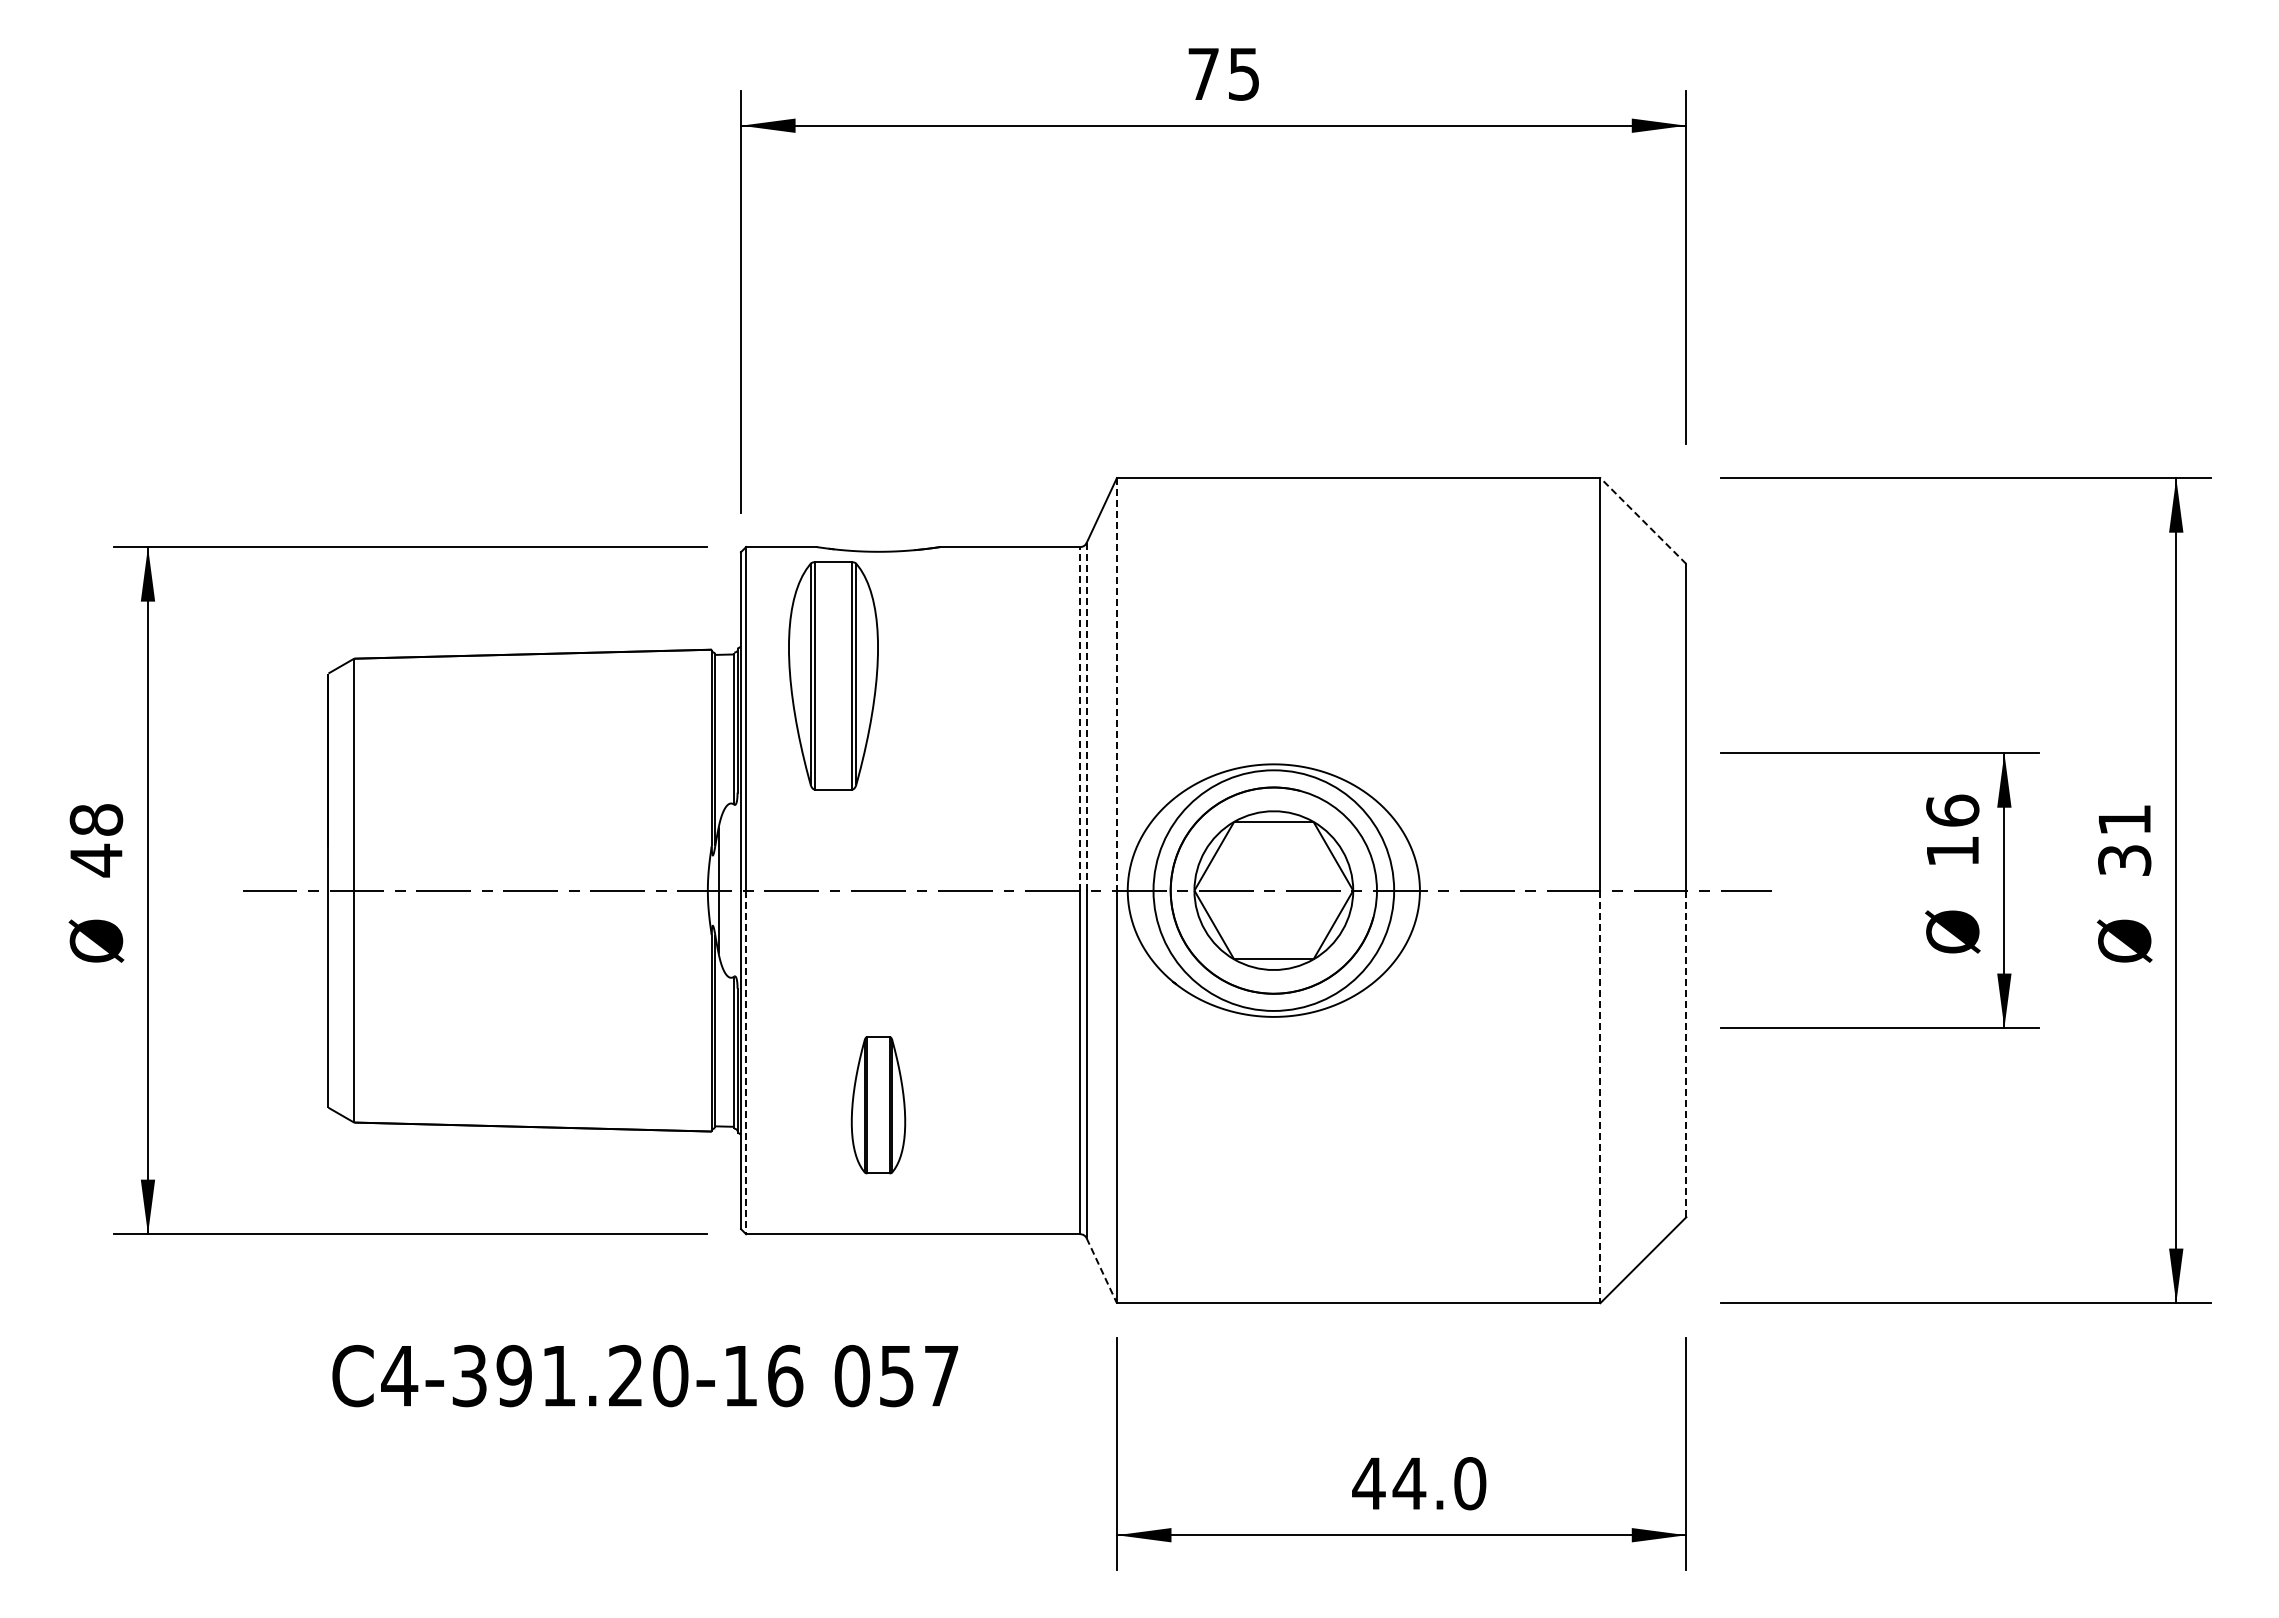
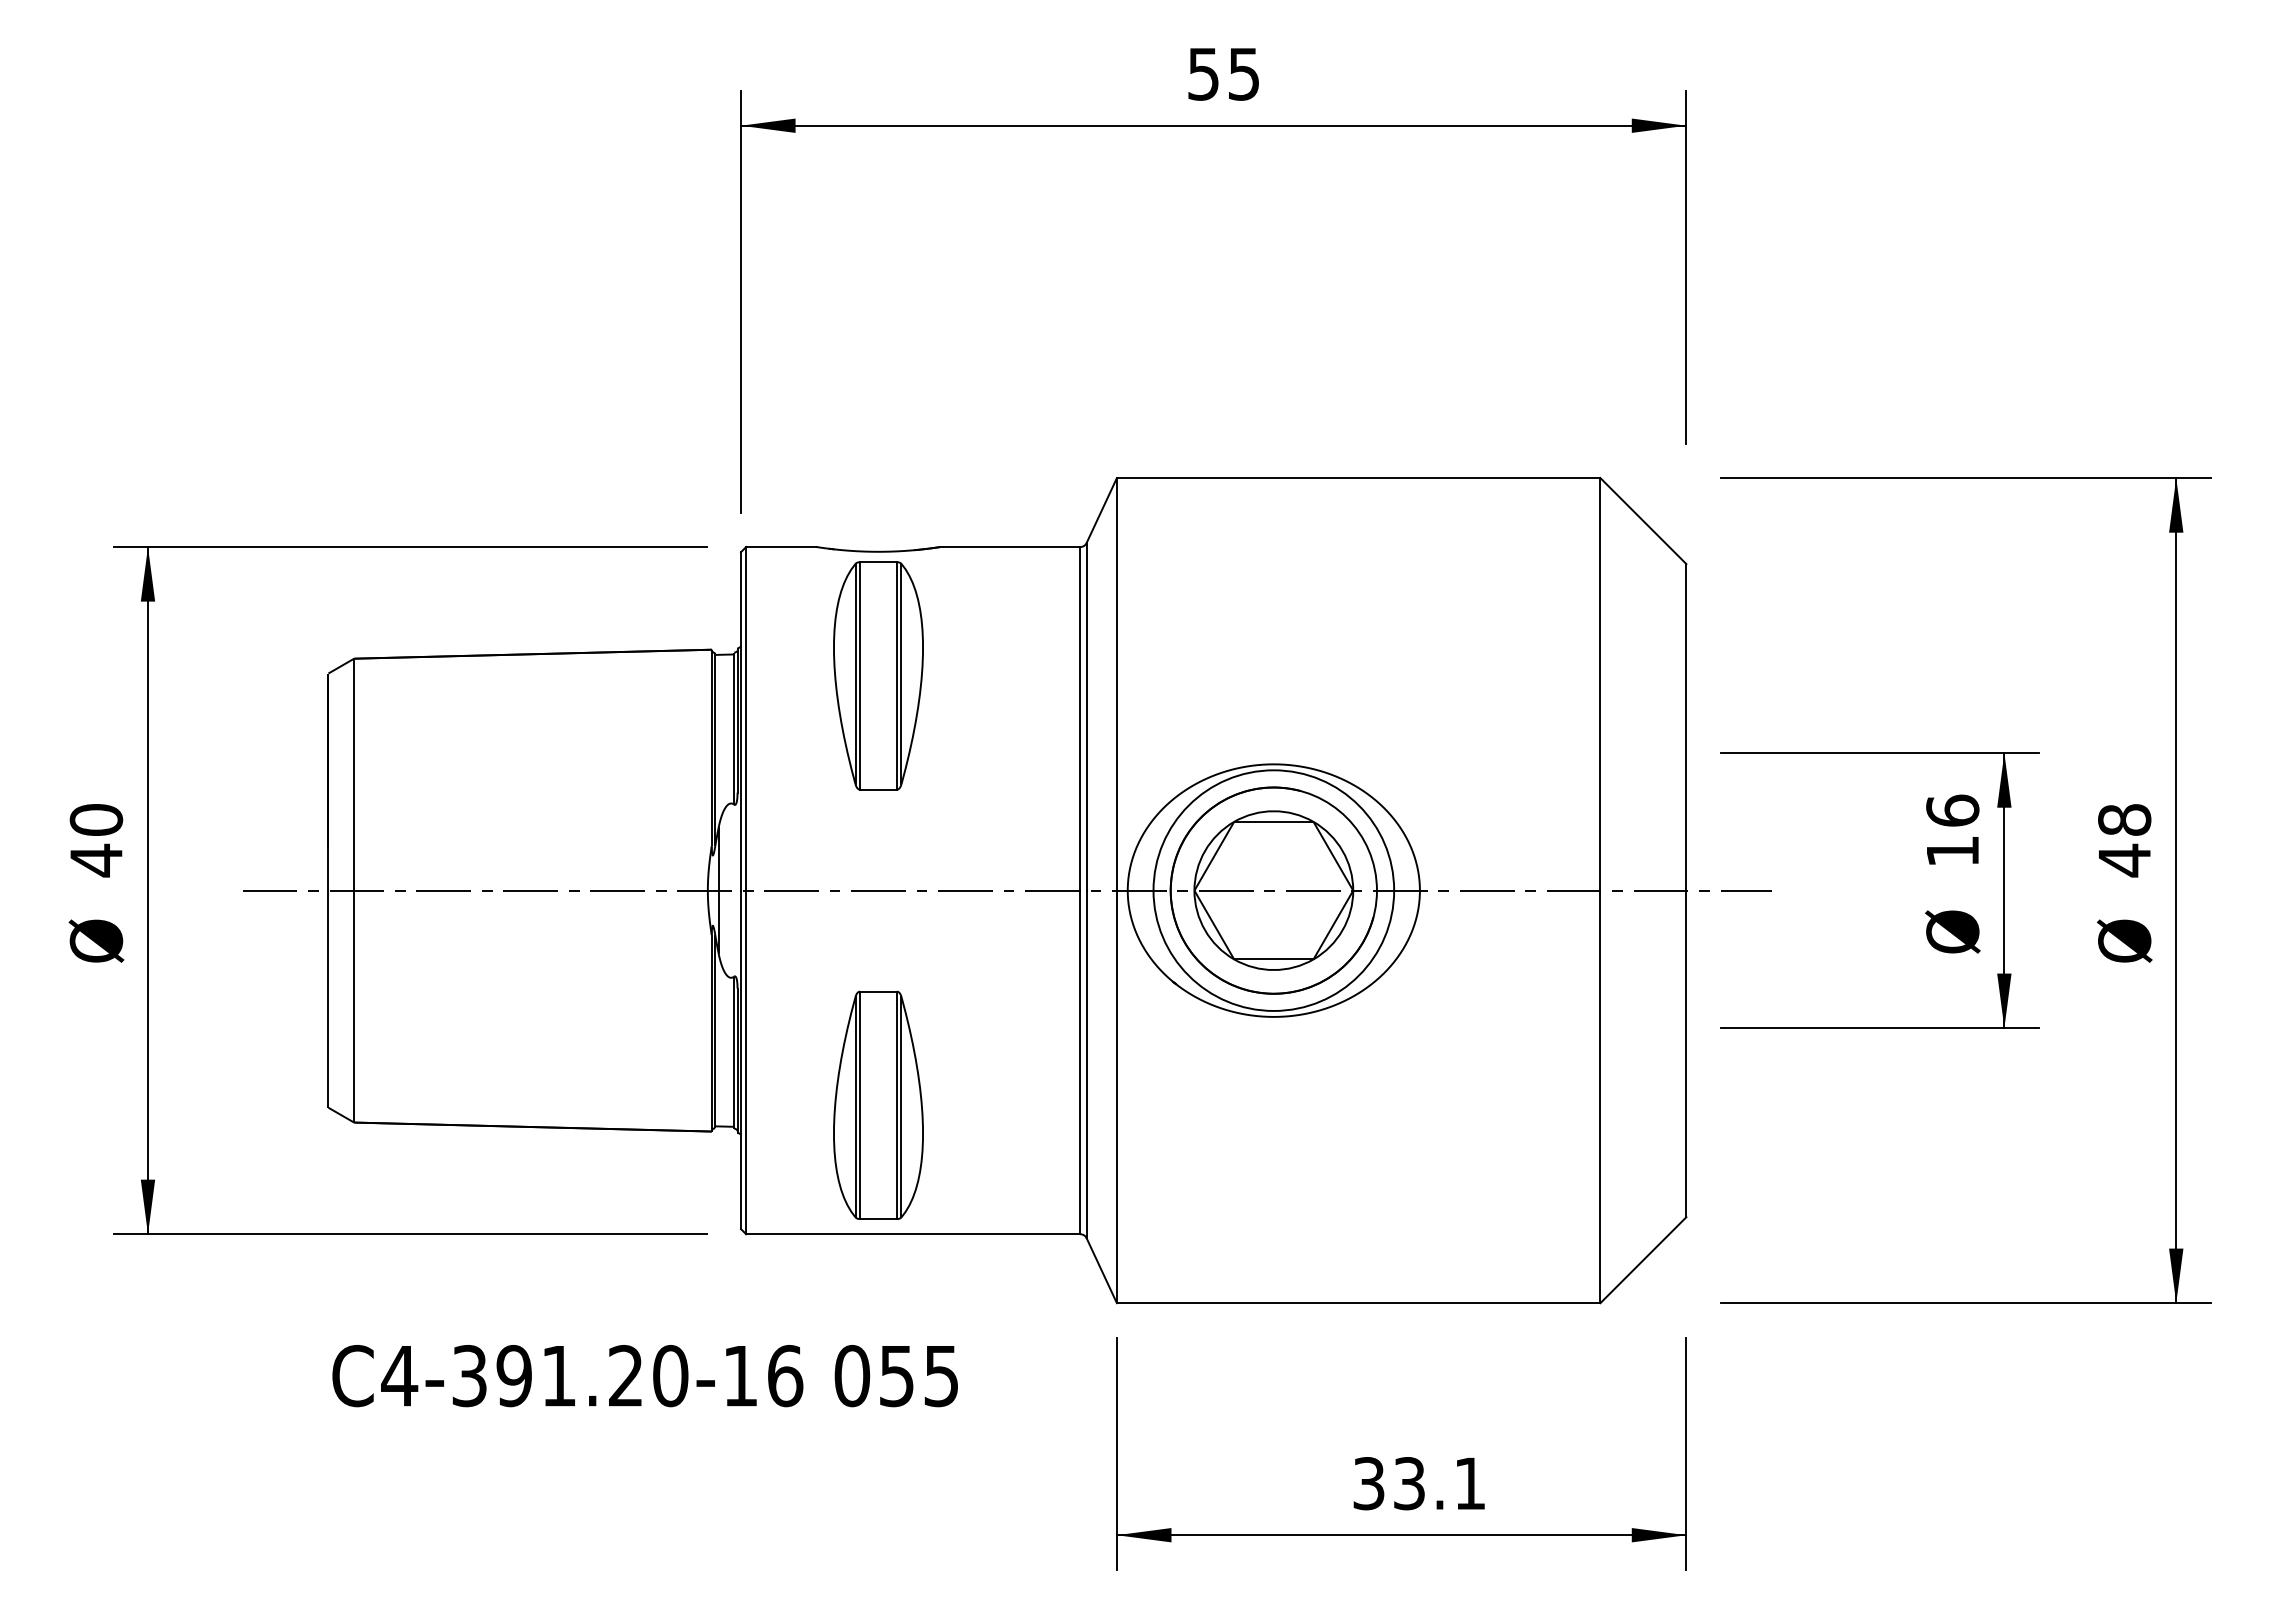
text: 75 -> 55 (1203, 74)
line: dashed -> solid (1643, 521)
part position: (833, 675) -> (878, 675) (878, 675)
line: dashed -> solid (1116, 684)
line: dashed -> solid (1086, 716)
line: dashed -> solid (1080, 718)
text: 48 -> 40 (96, 819)
text: 31 -> 48 (2124, 840)
line: dashed -> solid (1686, 1054)
line: dashed -> solid (746, 1062)
line: dashed -> solid (1600, 1097)
part size: 57x139 px -> 91x230 px (878, 1104)
line: dashed -> solid (1101, 1270)
text: 057 -> 055 (941, 1376)
text: 44.0 -> 33.1 (1419, 1483)
